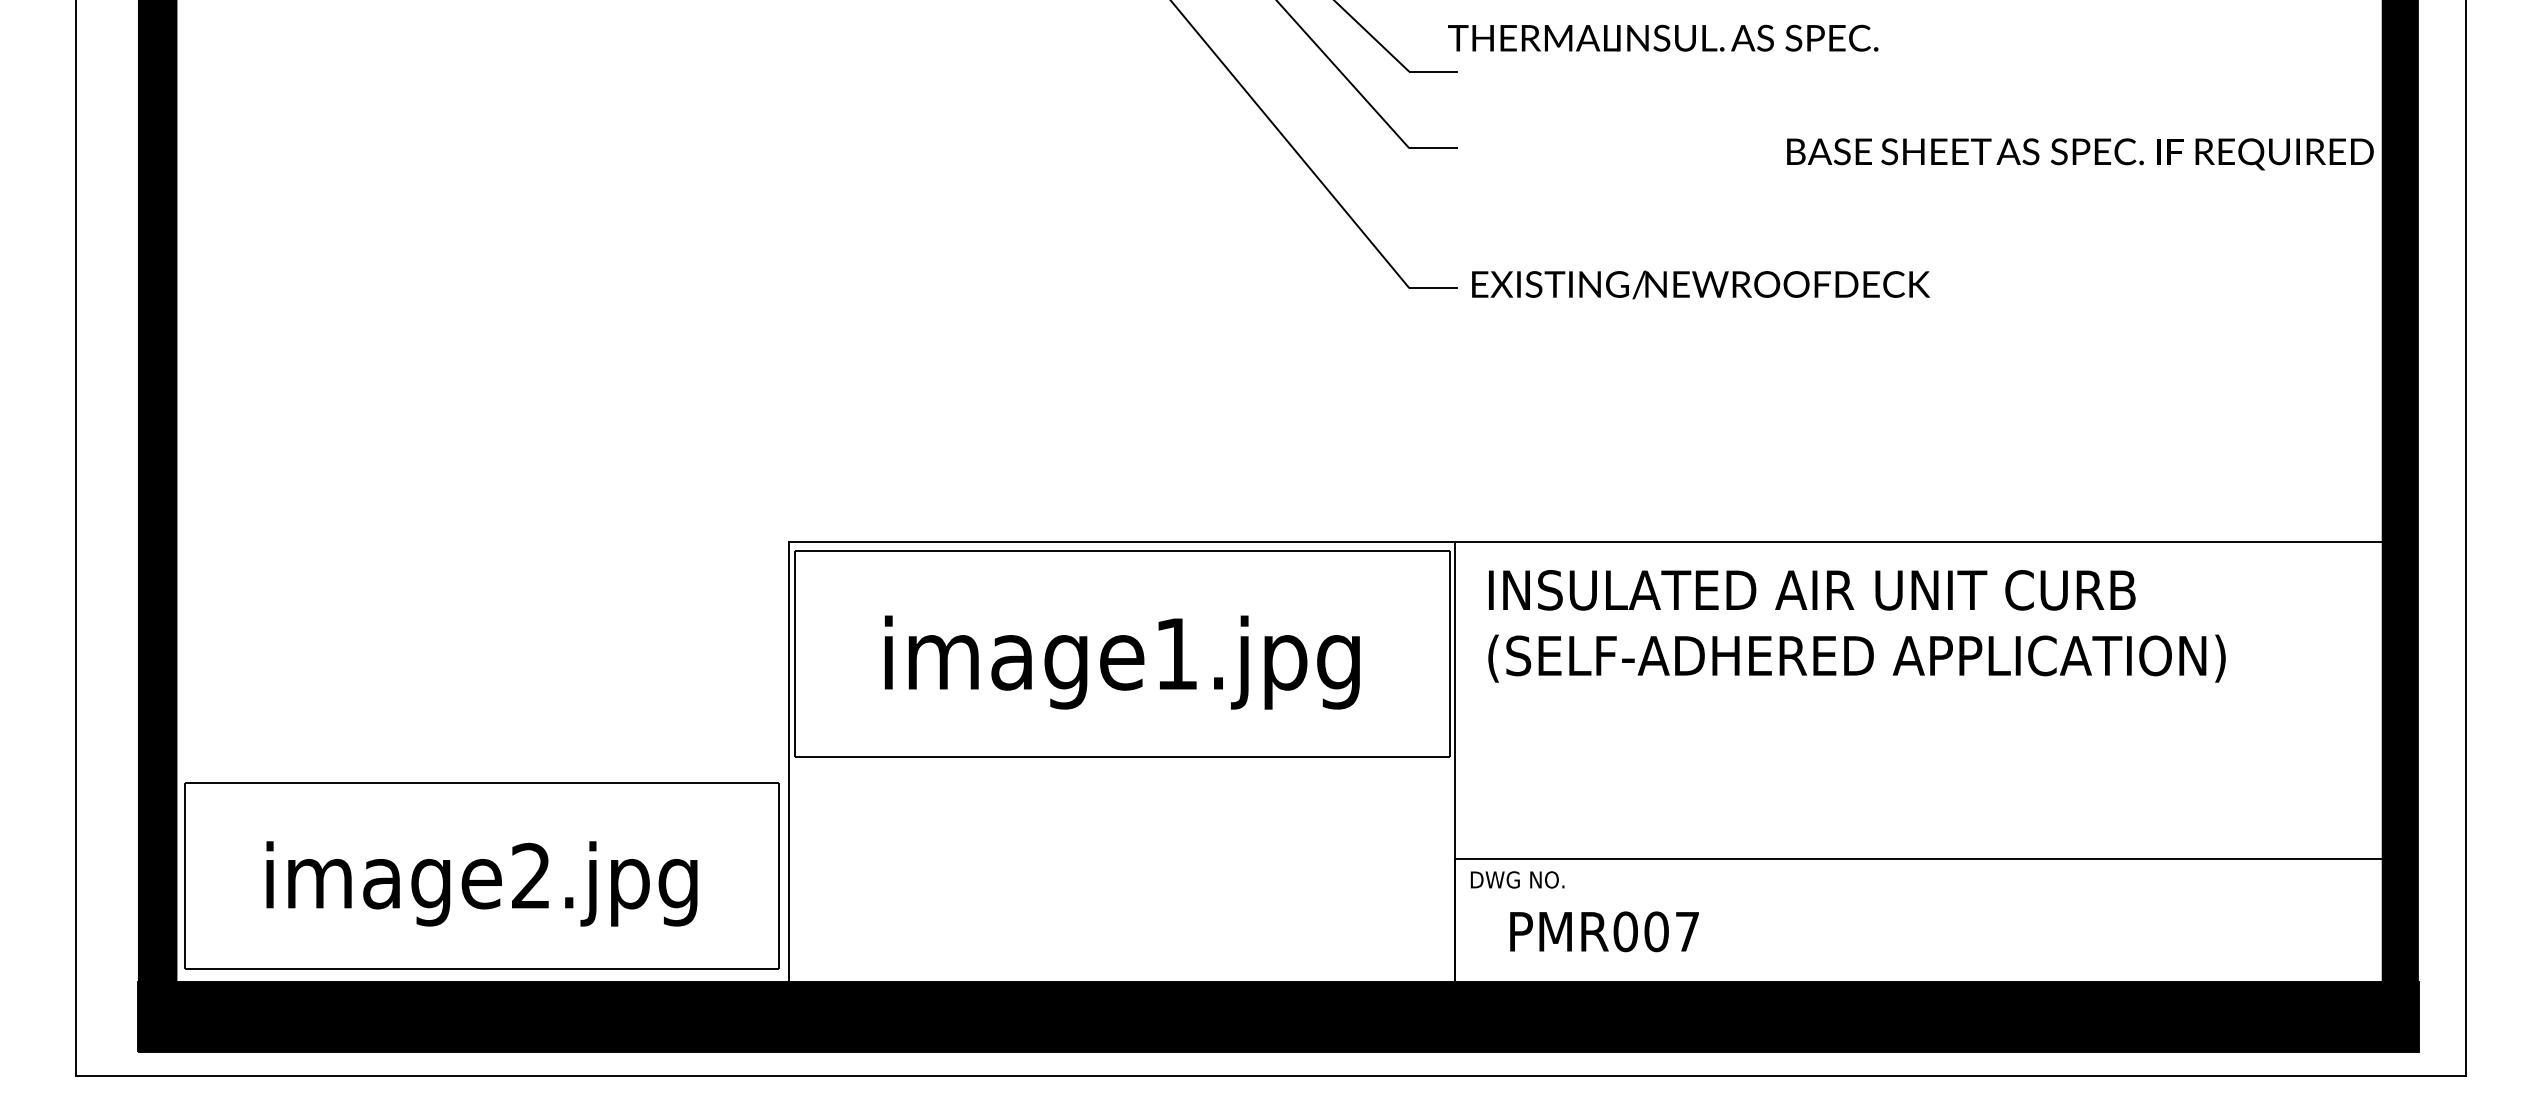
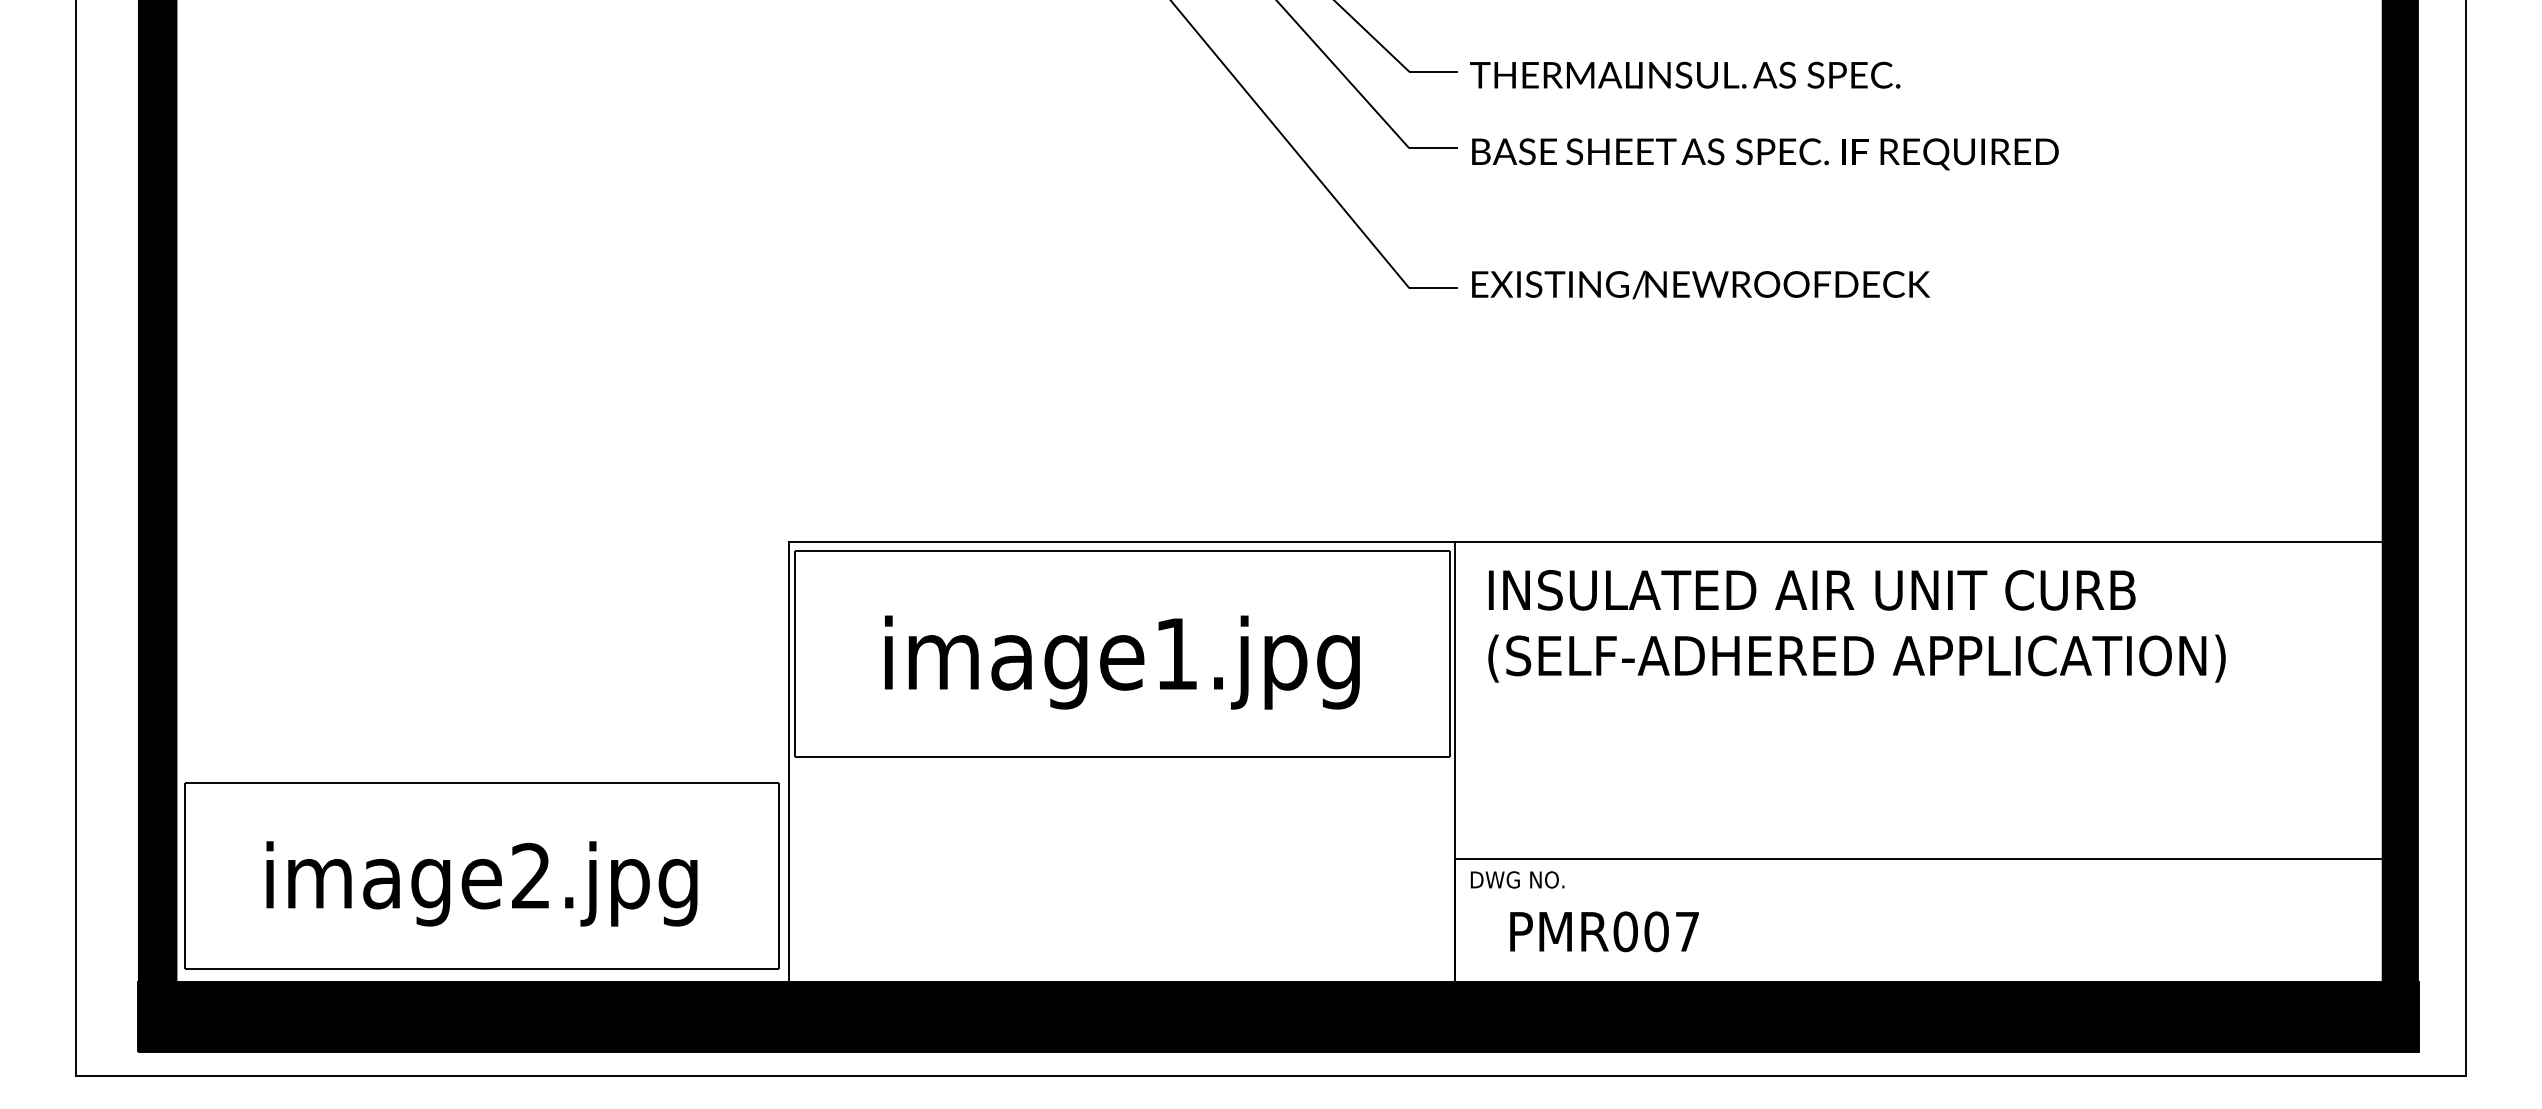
text position: (1663, 37) -> (1685, 74) (1685, 74)
text position: (2080, 154) -> (1765, 154) (1765, 154)
